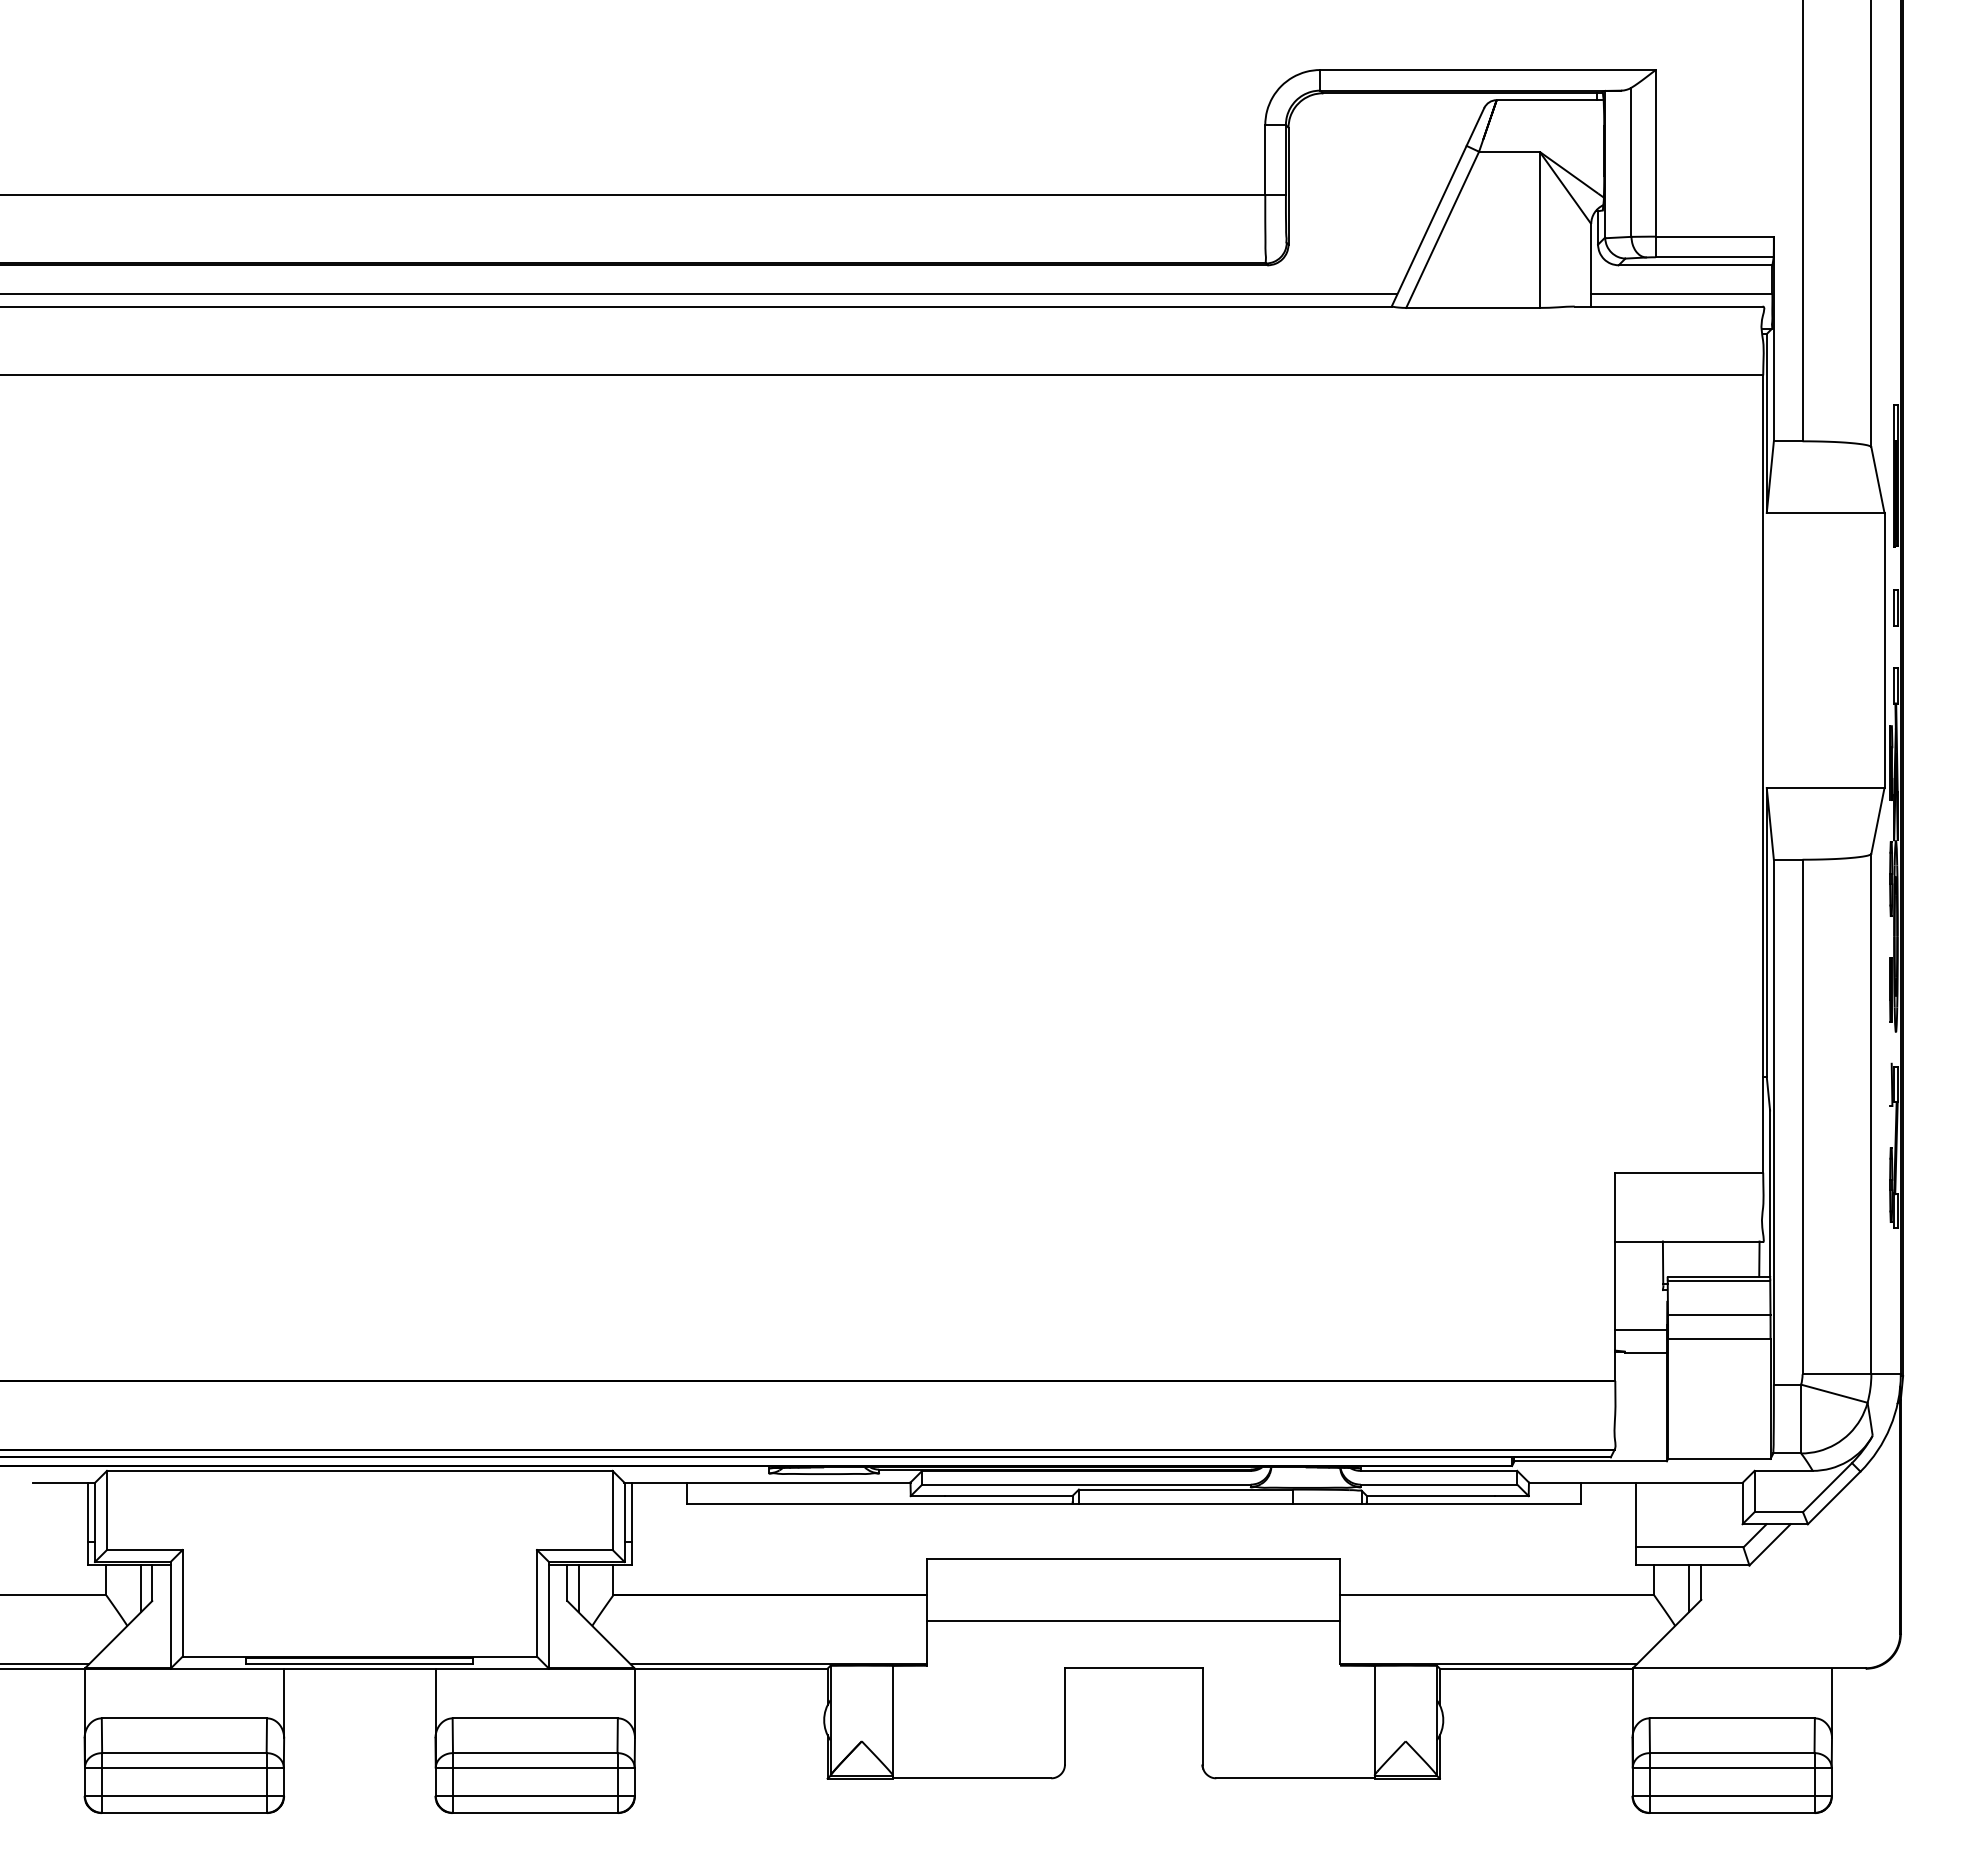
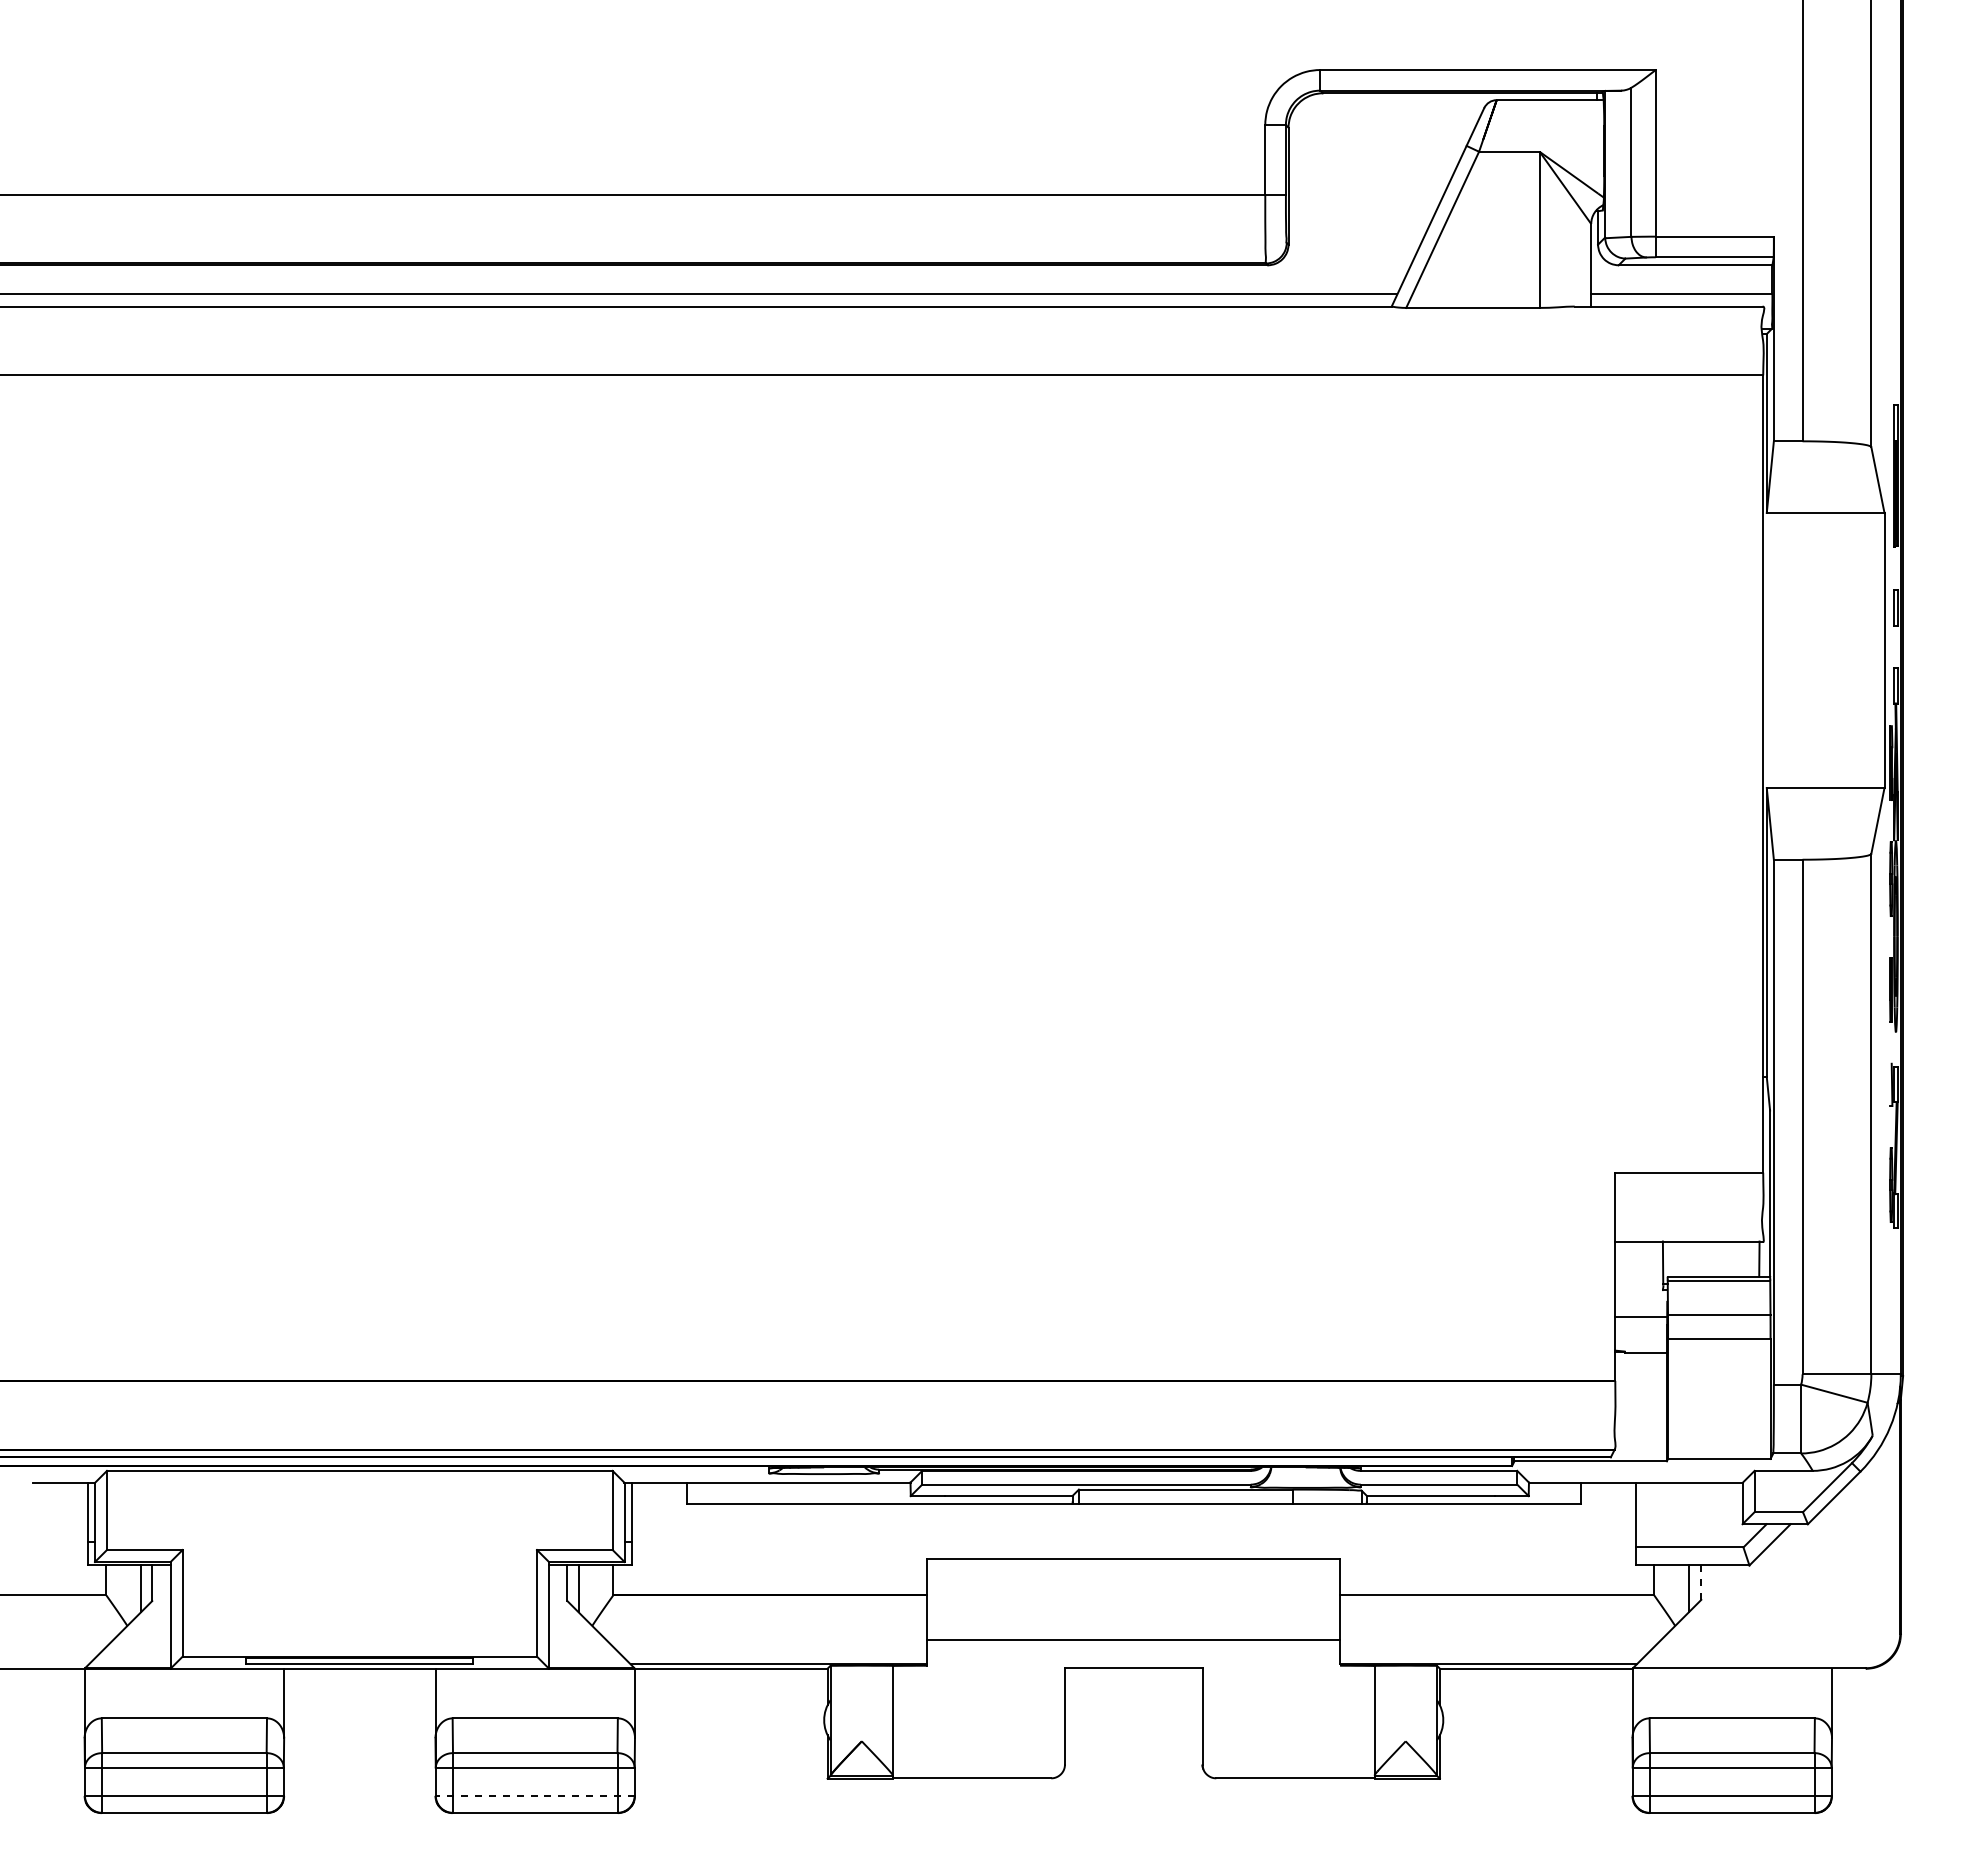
line position: (1641, 1329) -> (1641, 1316) (1641, 1316)
line: solid -> dashed (1701, 1583)
line position: (1133, 1620) -> (1133, 1639) (1133, 1639)
line: present -> none (45, 1664)
line: solid -> dashed (534, 1795)
